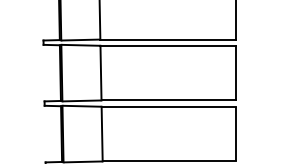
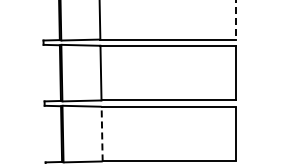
line: solid -> dashed (235, 20)
line: solid -> dashed (102, 133)
